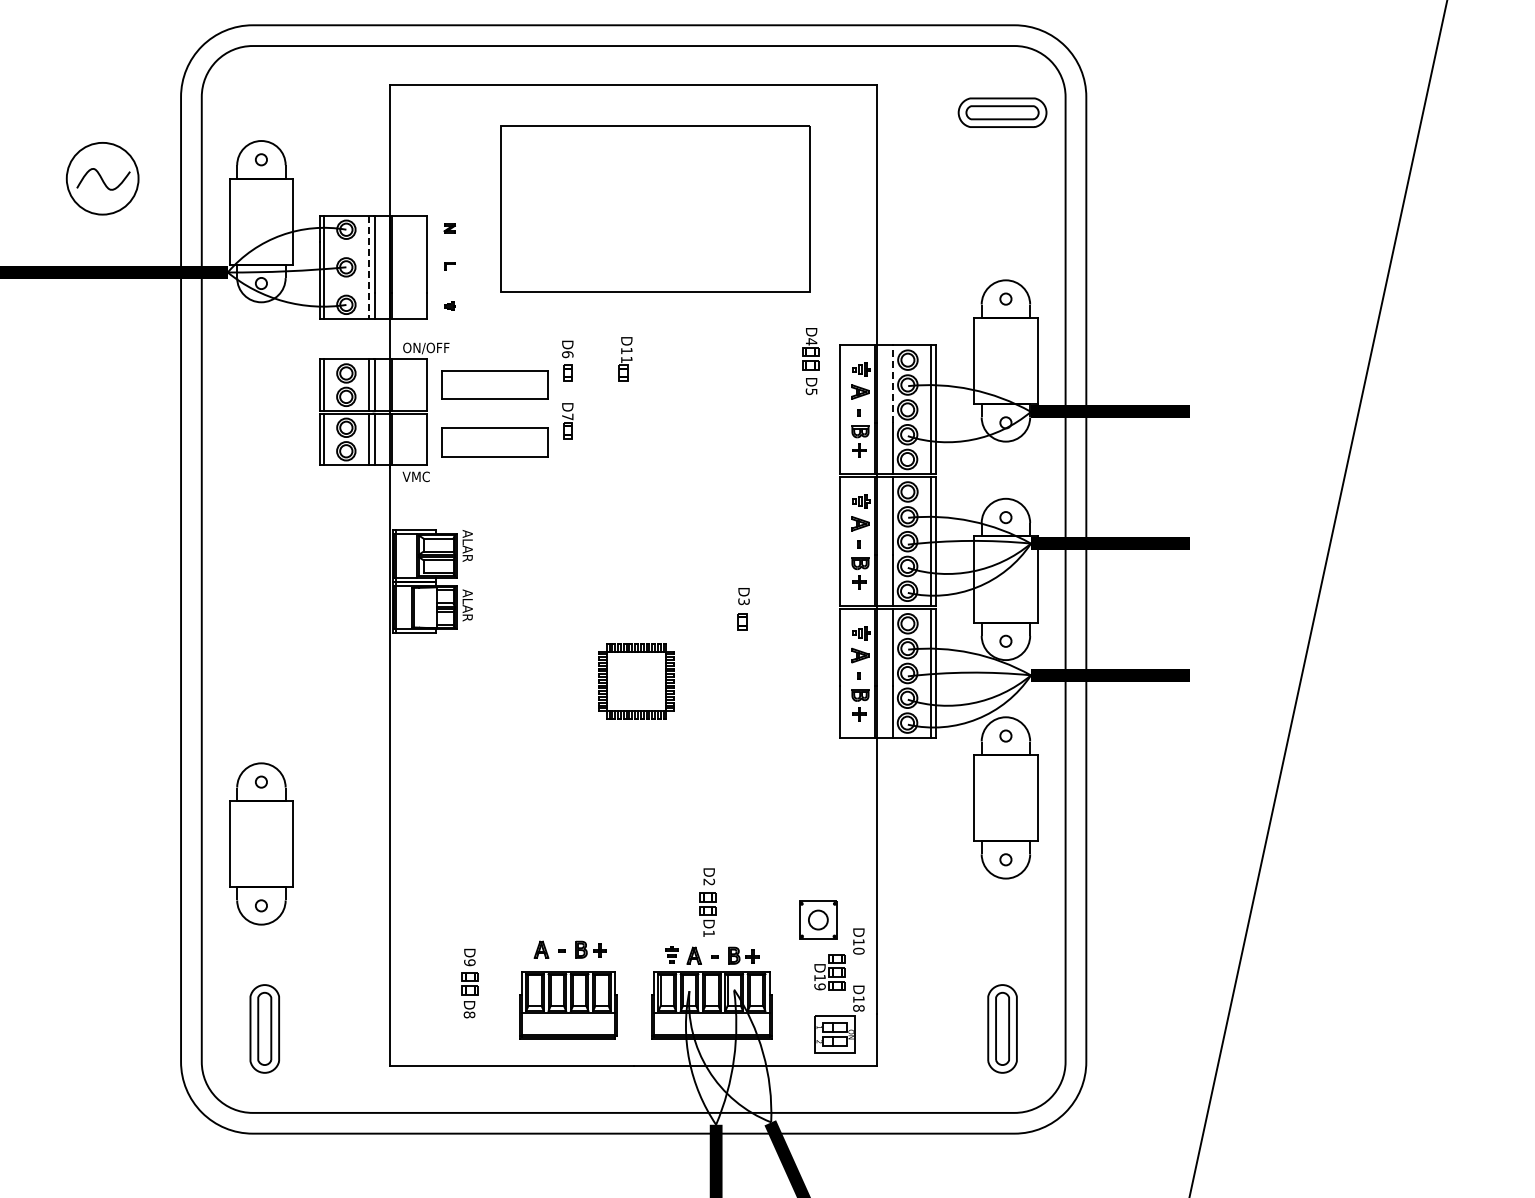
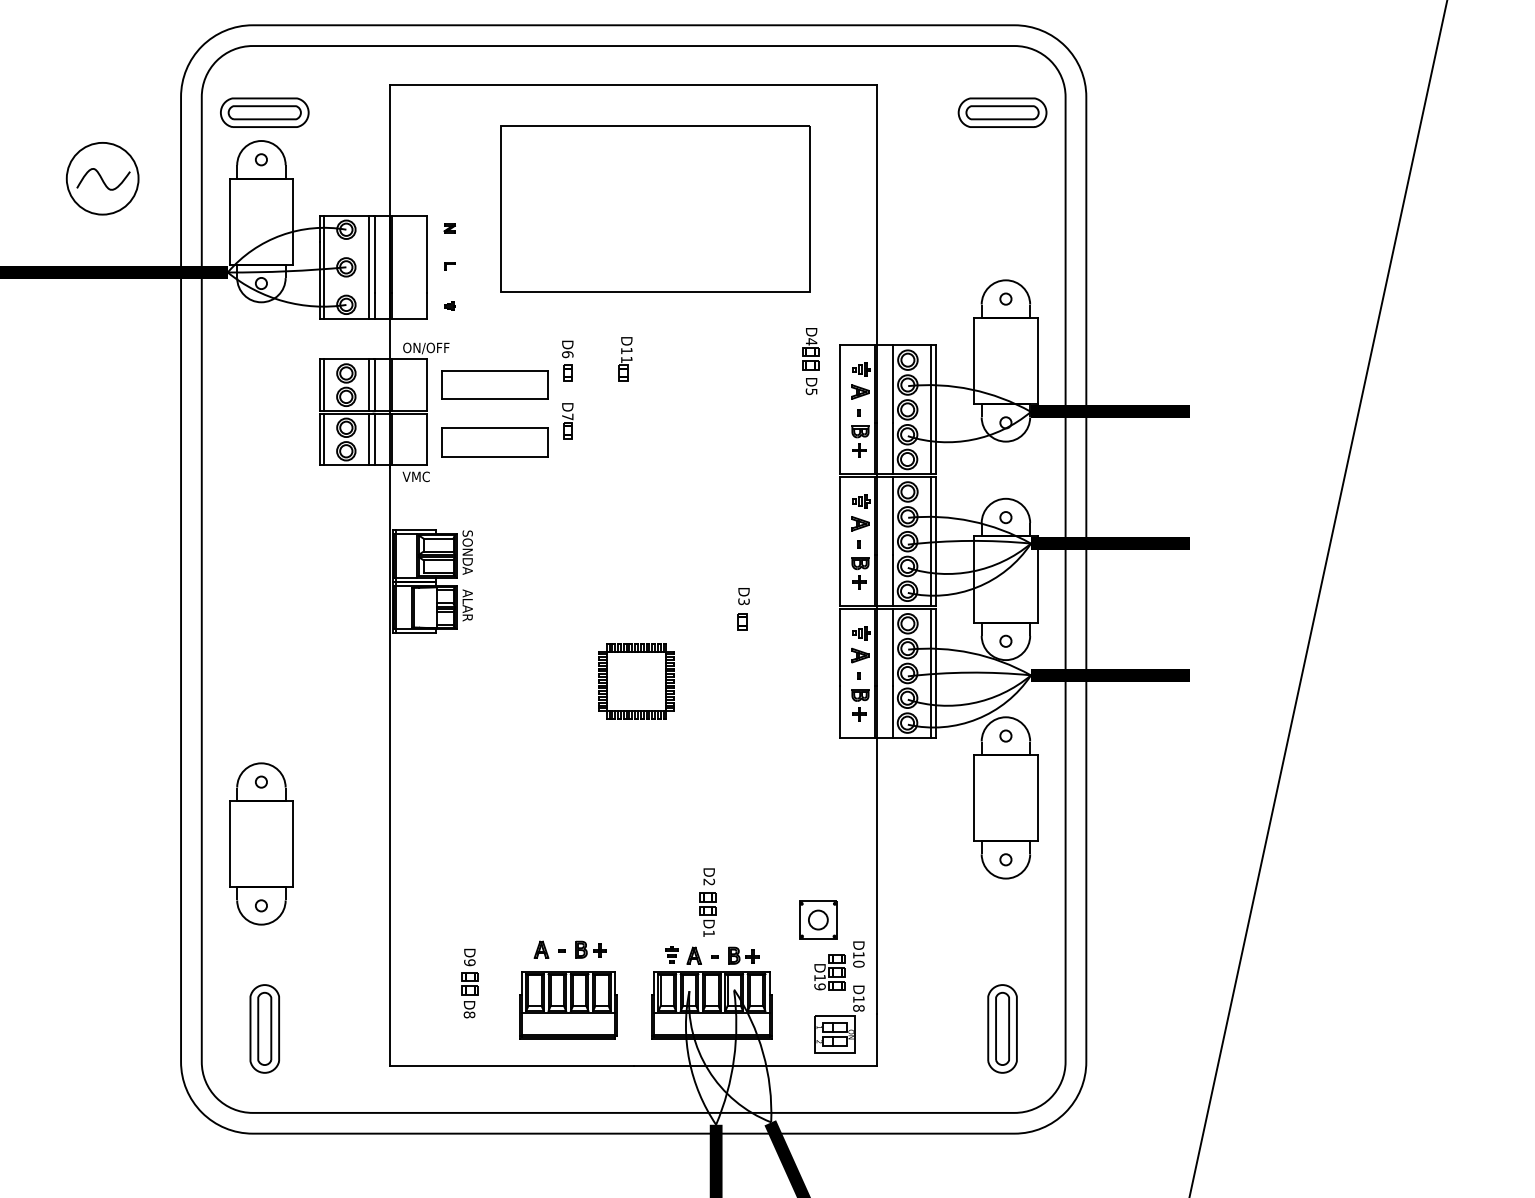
part: none -> present (264, 112)
line: dashed -> solid (369, 267)
line: dashed -> solid (892, 384)
text: ALAR -> SONDA (467, 552)
text position: (858, 941) -> (858, 954) (858, 954)
